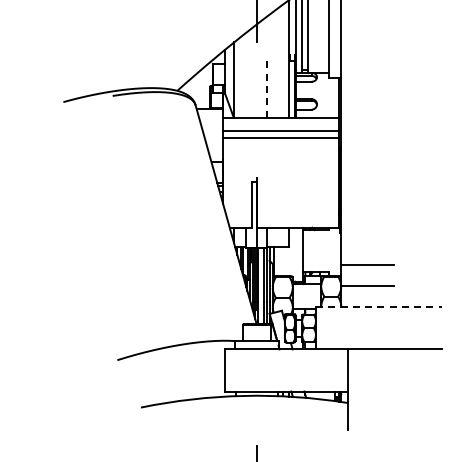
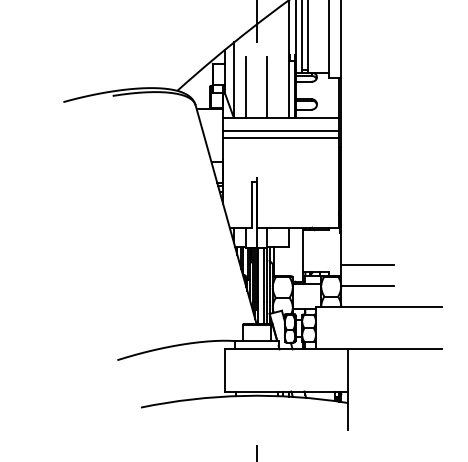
line: dashed -> solid (267, 86)
line: none -> present (246, 87)
line: dashed -> solid (379, 307)
